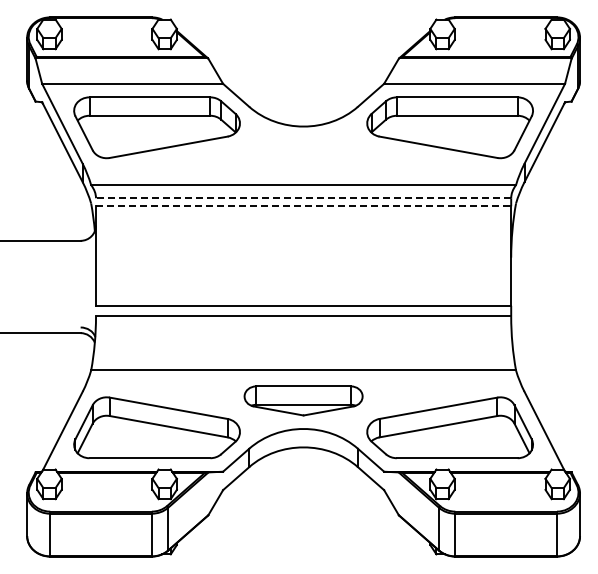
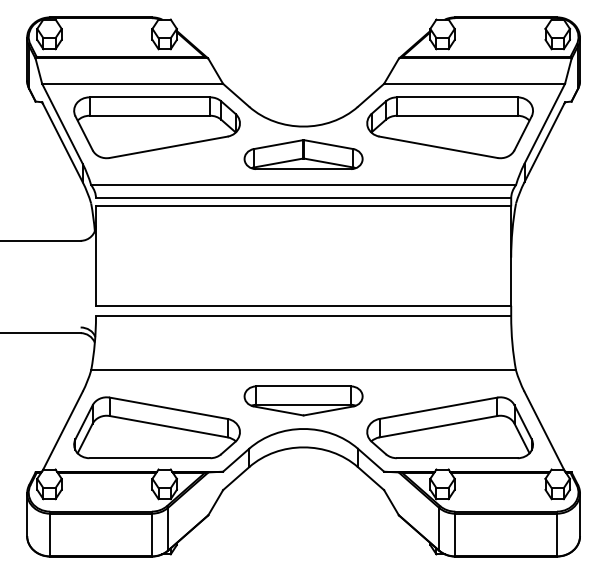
part: none -> present (303, 154)
line: dashed -> solid (303, 198)
line: dashed -> solid (303, 206)
